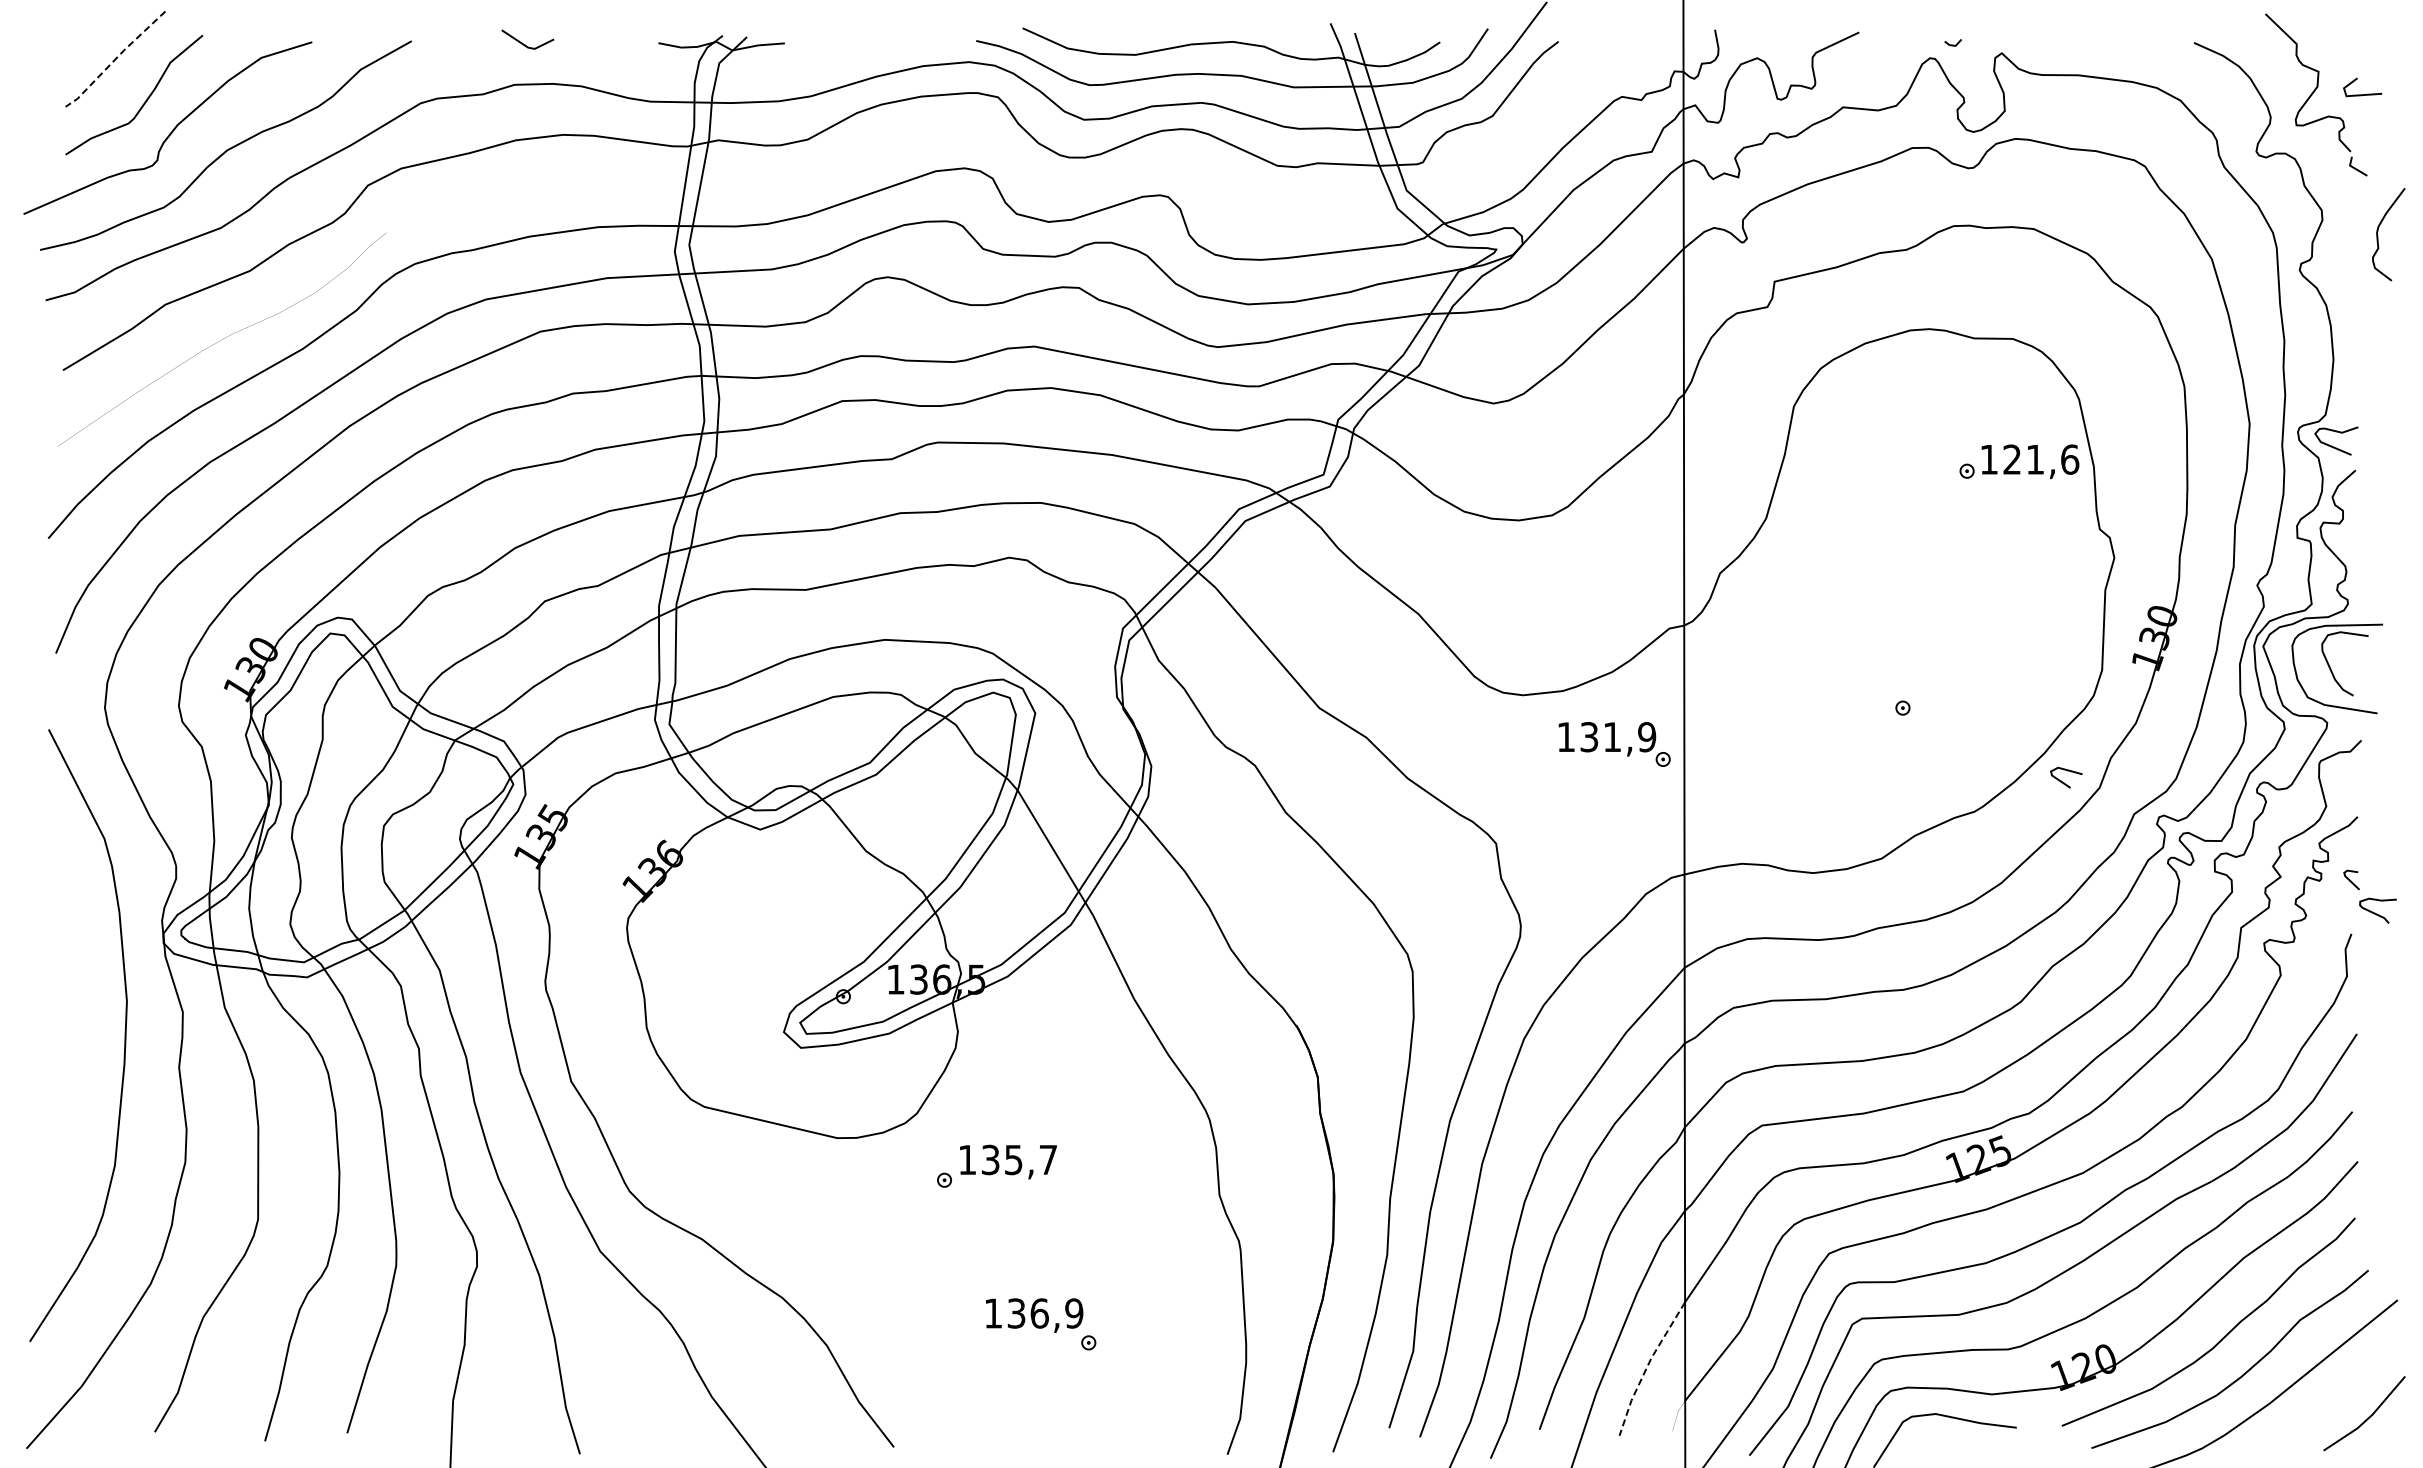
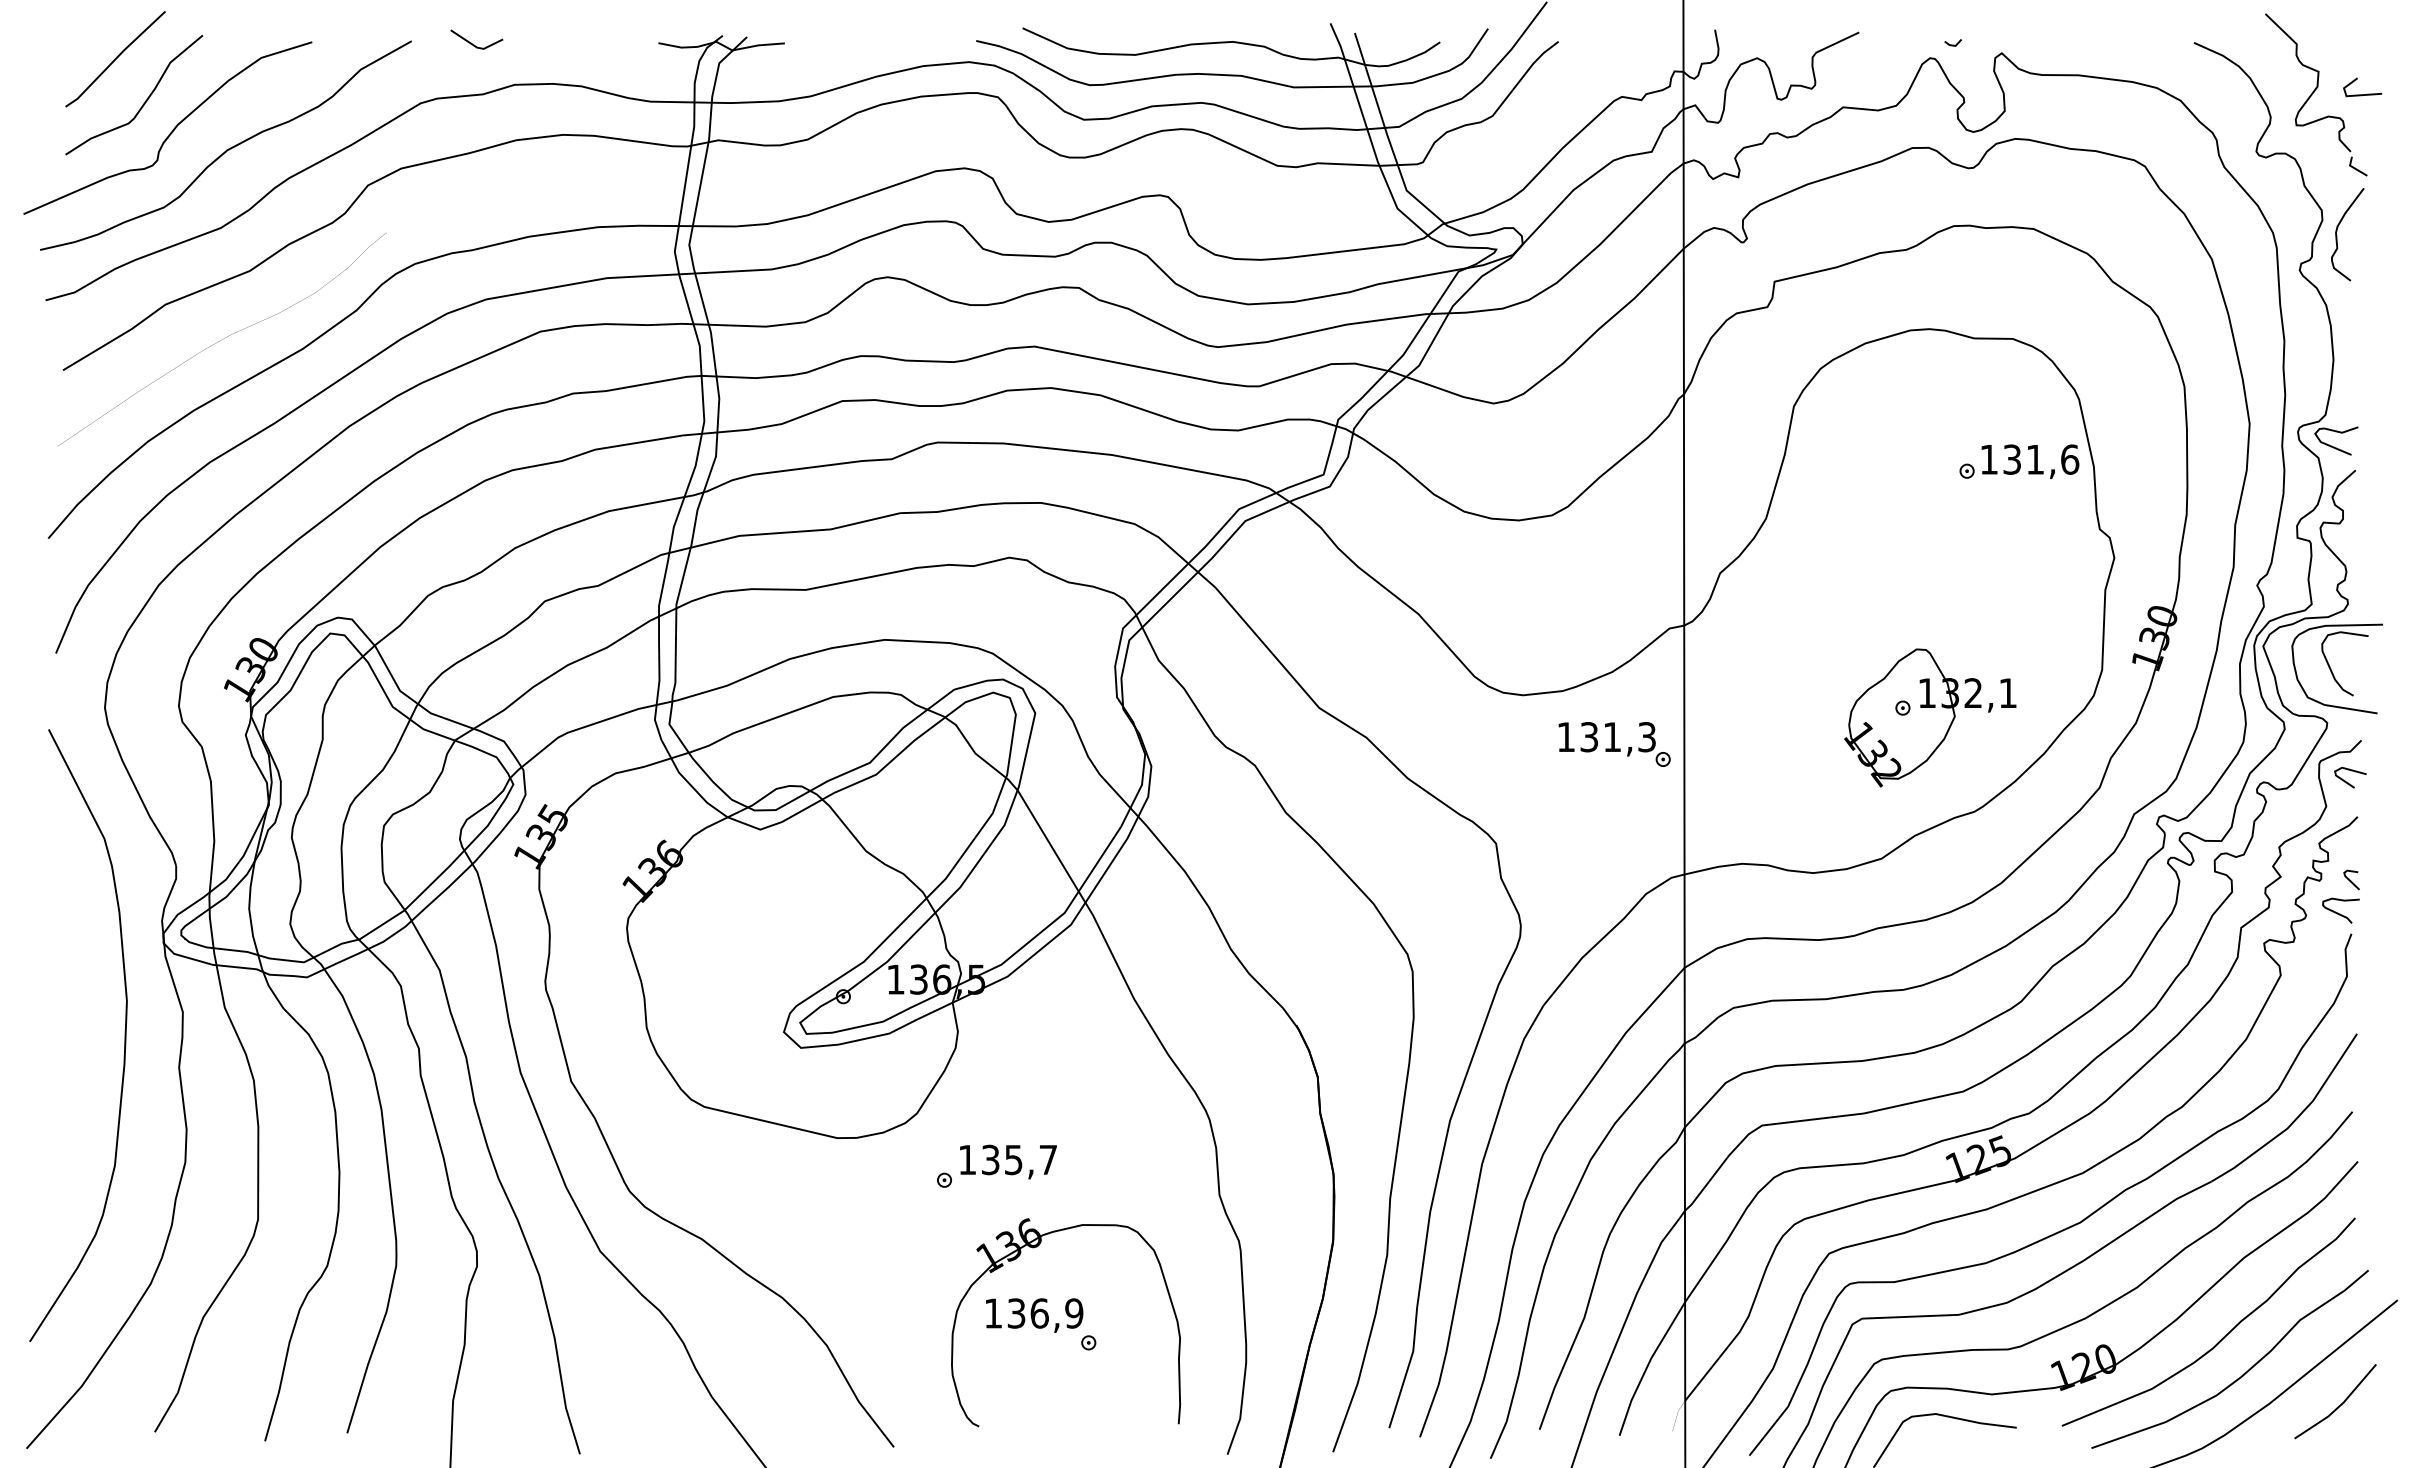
line position: (525, 44) -> (474, 44) (474, 44)
line: dashed -> solid (115, 59)
curve position: (2378, 235) -> (2337, 235) (2337, 235)
text: 121,6 -> 131,6 (2011, 459)
part: none -> present (1930, 717)
text: 131,9 -> 131,3 (1647, 737)
line position: (2064, 782) -> (2348, 782) (2348, 782)
curve position: (2375, 912) -> (2338, 912) (2338, 912)
part: none -> present (1016, 1259)
line: dashed -> solid (1647, 1367)
line position: (2367, 1417) -> (2338, 1405) (2338, 1405)
